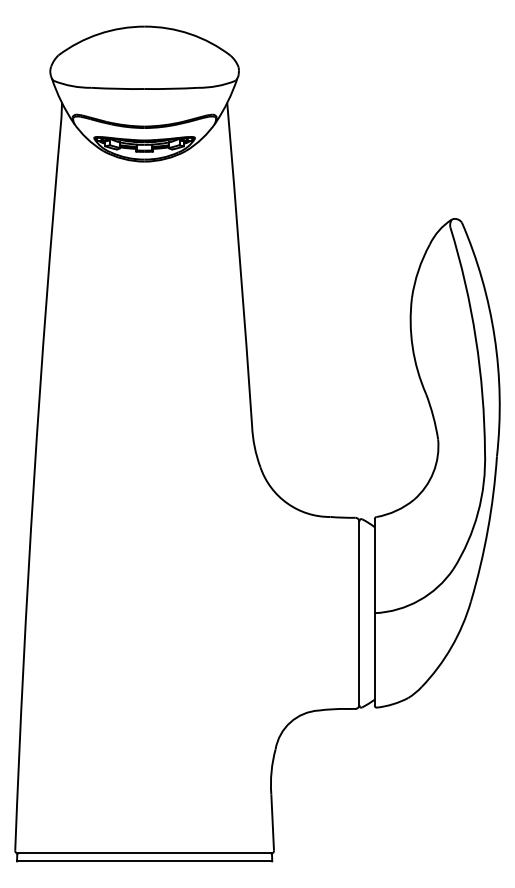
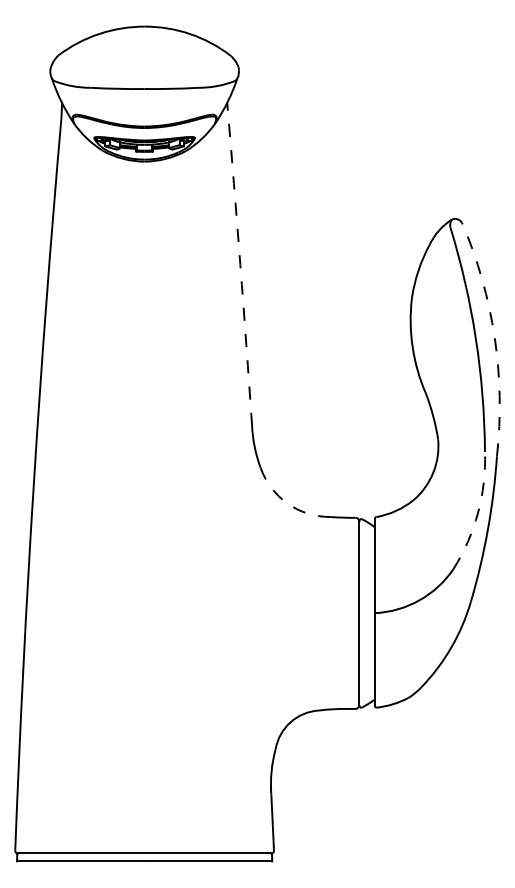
arc: solid -> dashed (240, 264)
arc: solid -> dashed (494, 337)
arc: solid -> dashed (287, 503)
arc: solid -> dashed (478, 512)
